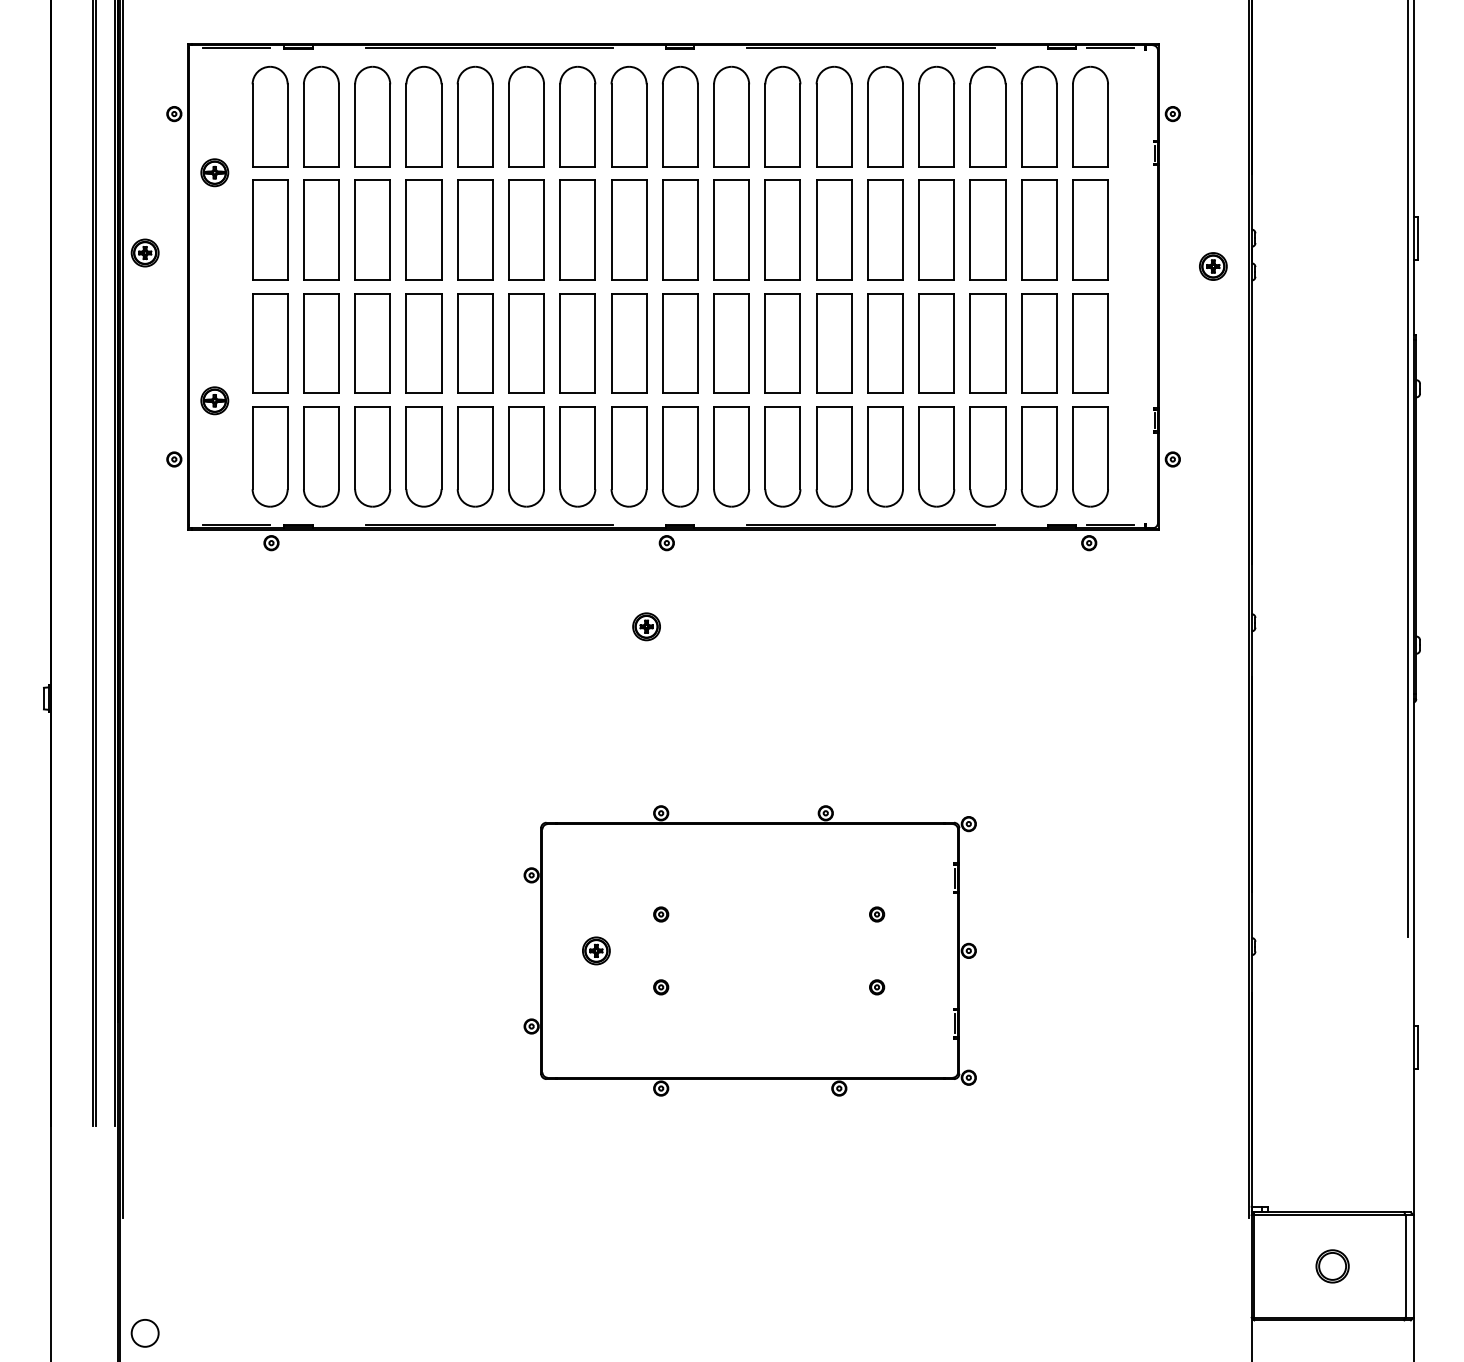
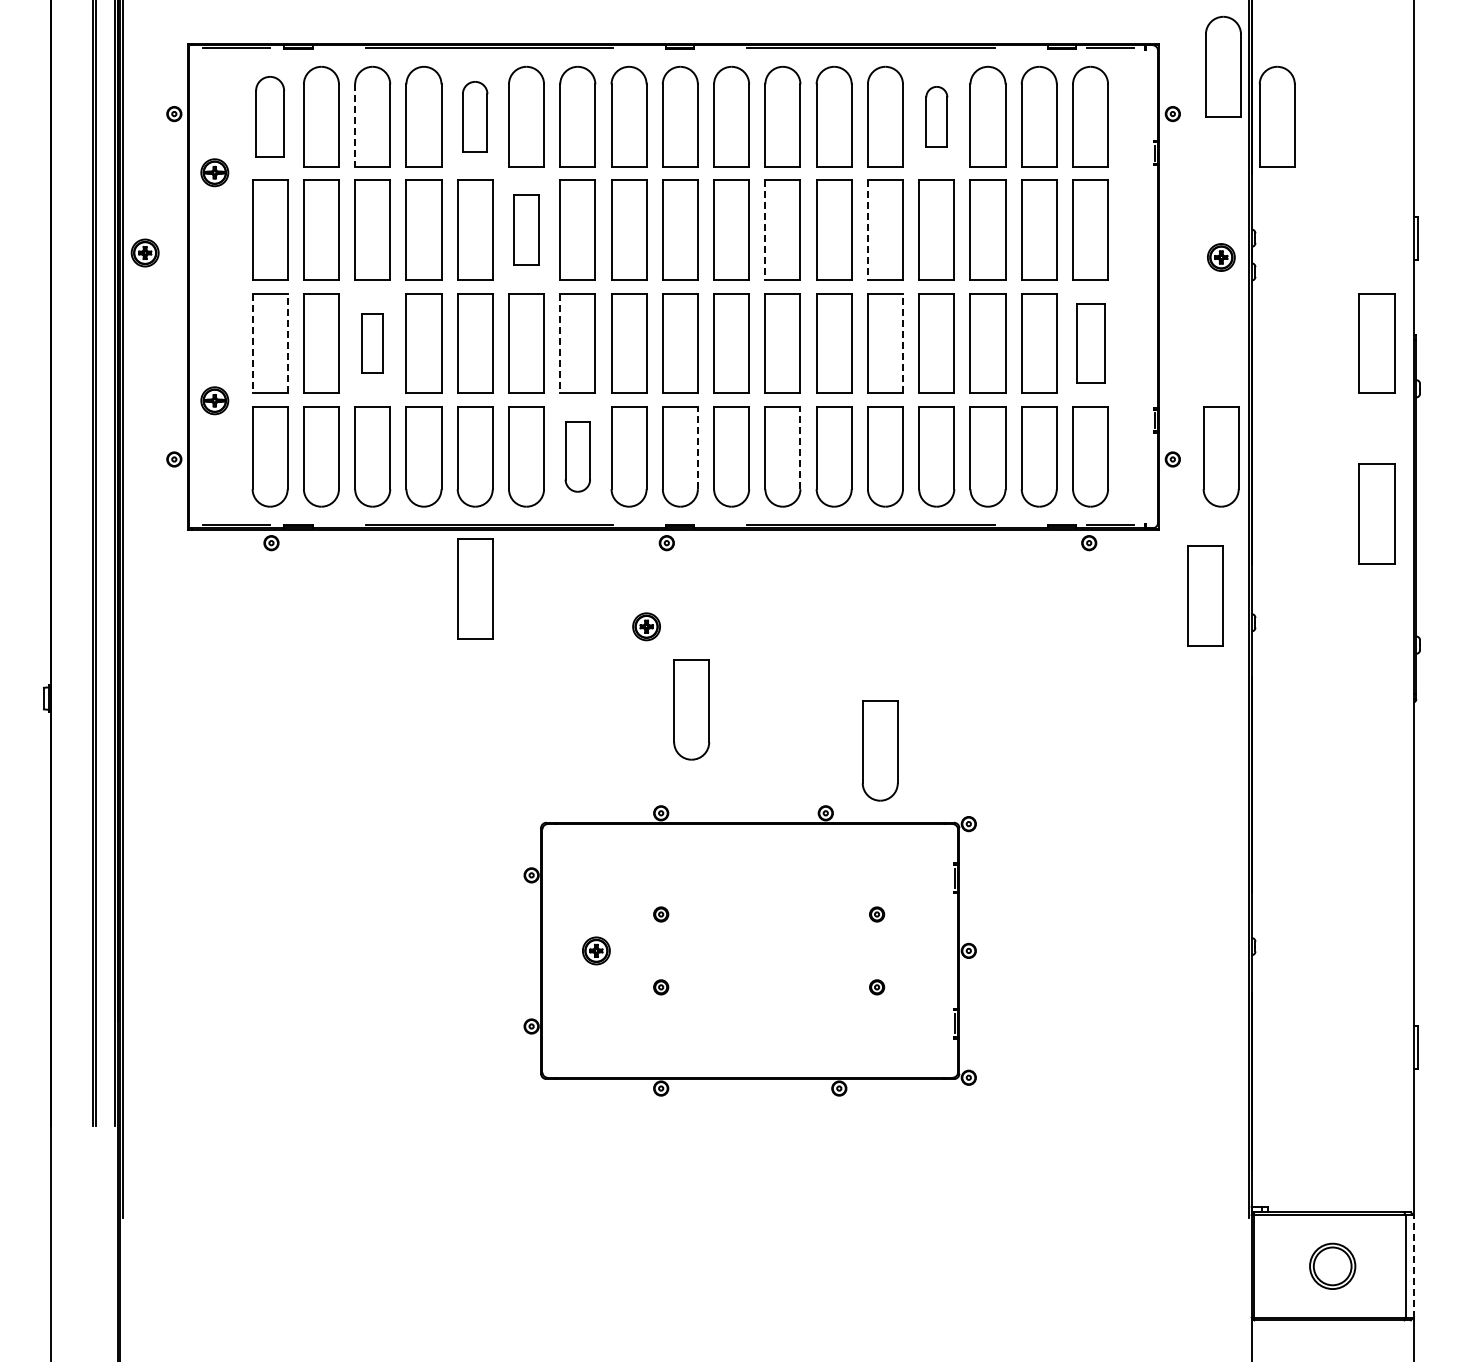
part: none -> present (1223, 66)
part size: 38x102 px -> 30x82 px (269, 116)
part size: 38x102 px -> 27x72 px (475, 116)
part size: 38x102 px -> 24x62 px (936, 116)
part: none -> present (1276, 116)
line: solid -> dashed (355, 126)
part size: 37x102 px -> 27x72 px (526, 229)
line: solid -> dashed (765, 230)
line: solid -> dashed (867, 230)
part position: (1213, 266) -> (1221, 257) (1221, 257)
line: solid -> dashed (252, 343)
line: solid -> dashed (287, 343)
part size: 37x101 px -> 23x61 px (372, 343)
line: solid -> dashed (560, 343)
line: solid -> dashed (903, 343)
part size: 37x101 px -> 30x81 px (1090, 343)
part: none -> present (1376, 343)
line: solid -> dashed (697, 447)
line: solid -> dashed (800, 447)
part size: 38x102 px -> 27x72 px (577, 456)
part: none -> present (1220, 456)
line: present -> none (1407, 469)
part: none -> present (1376, 513)
part: none -> present (475, 588)
part: none -> present (1205, 595)
part: none -> present (691, 709)
part: none -> present (879, 750)
line: solid -> dashed (1413, 1265)
part size: 35x35 px -> 48x48 px (1332, 1265)
circle: present -> none (144, 1333)
